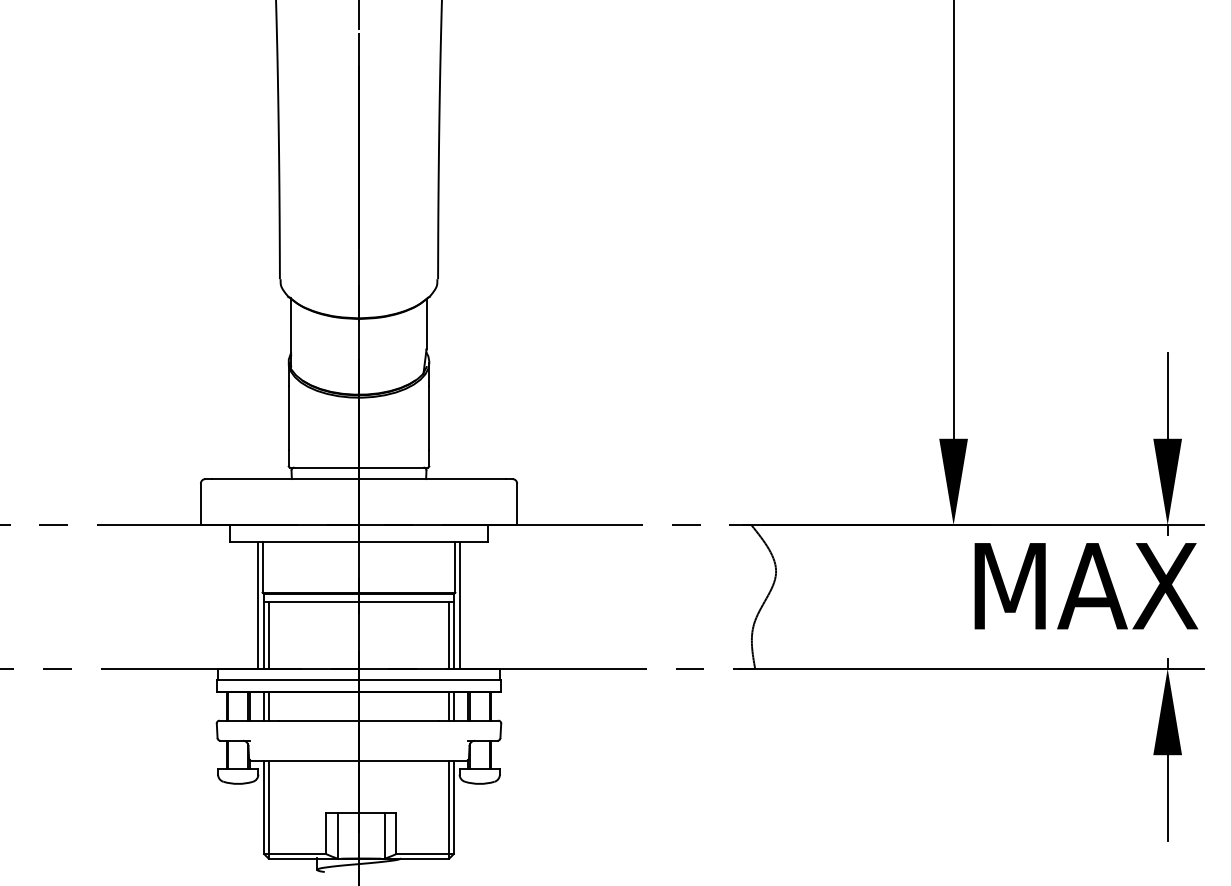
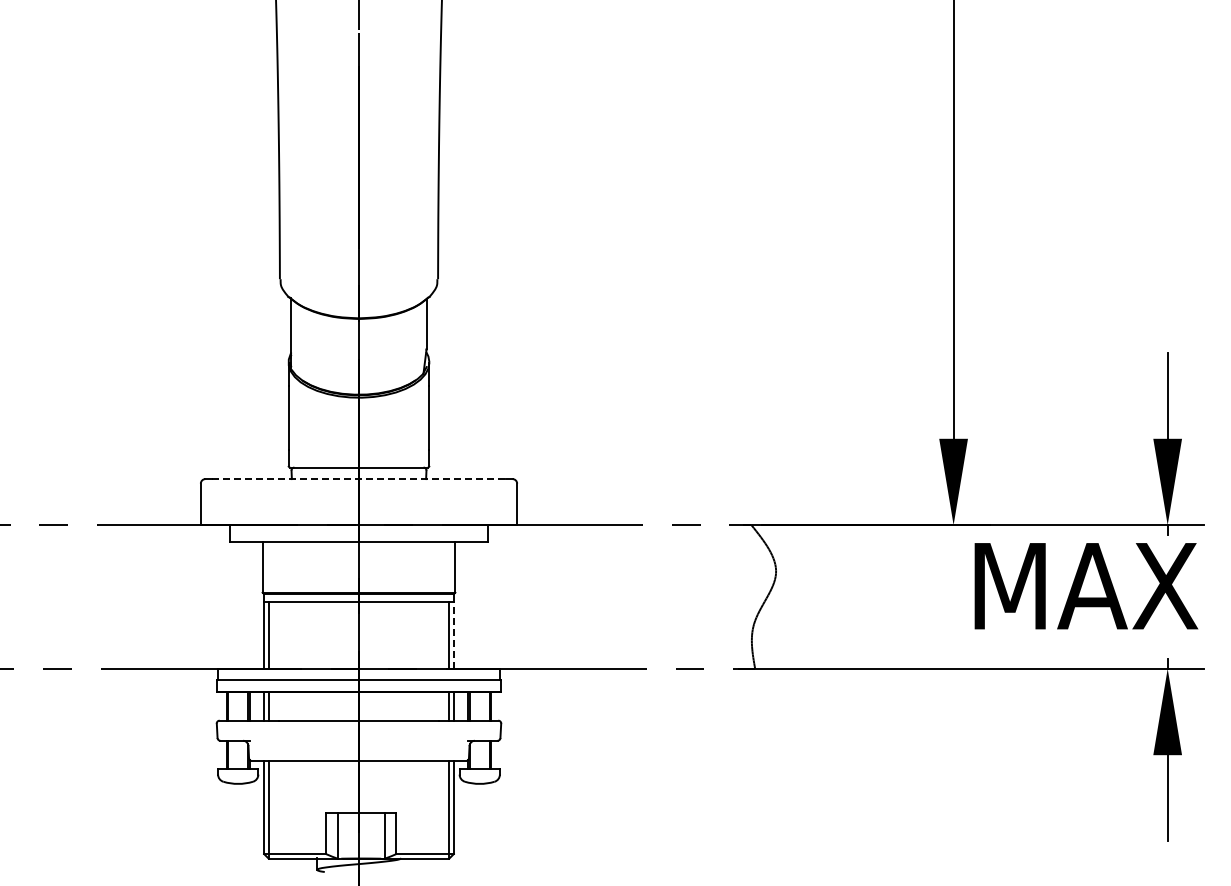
line: solid -> dashed (359, 479)
line: present -> none (258, 605)
line: present -> none (459, 605)
line: solid -> dashed (453, 635)
